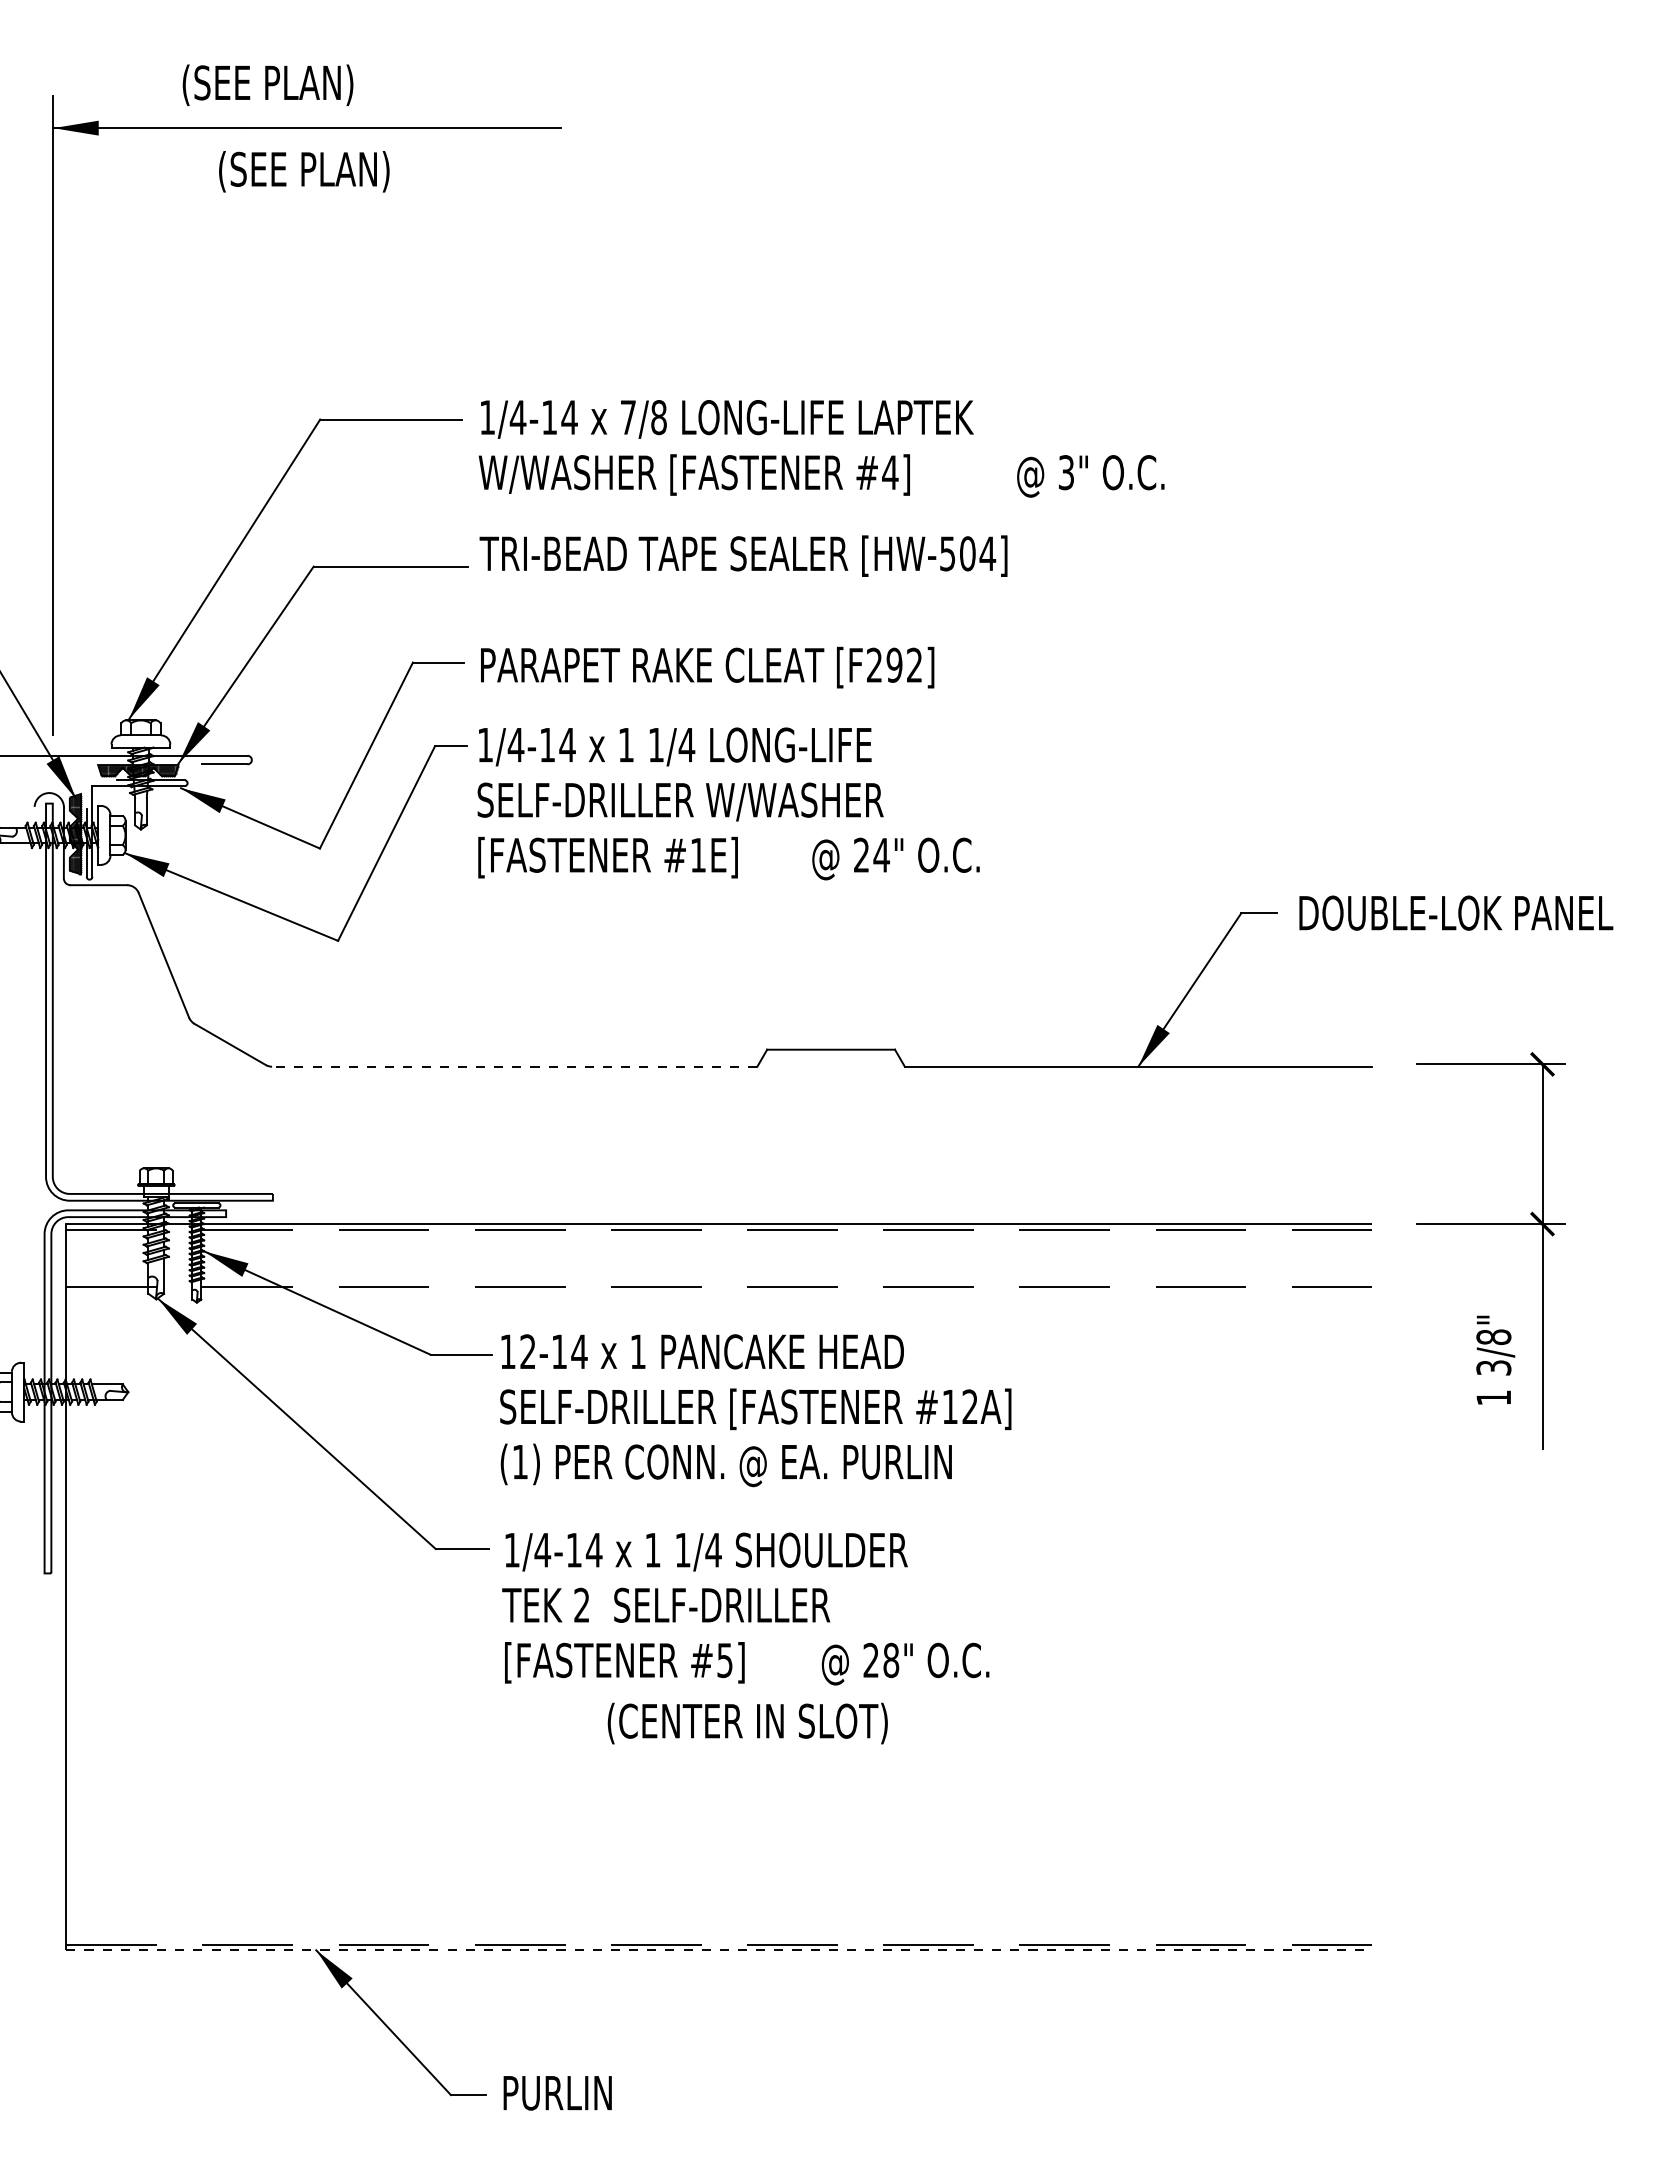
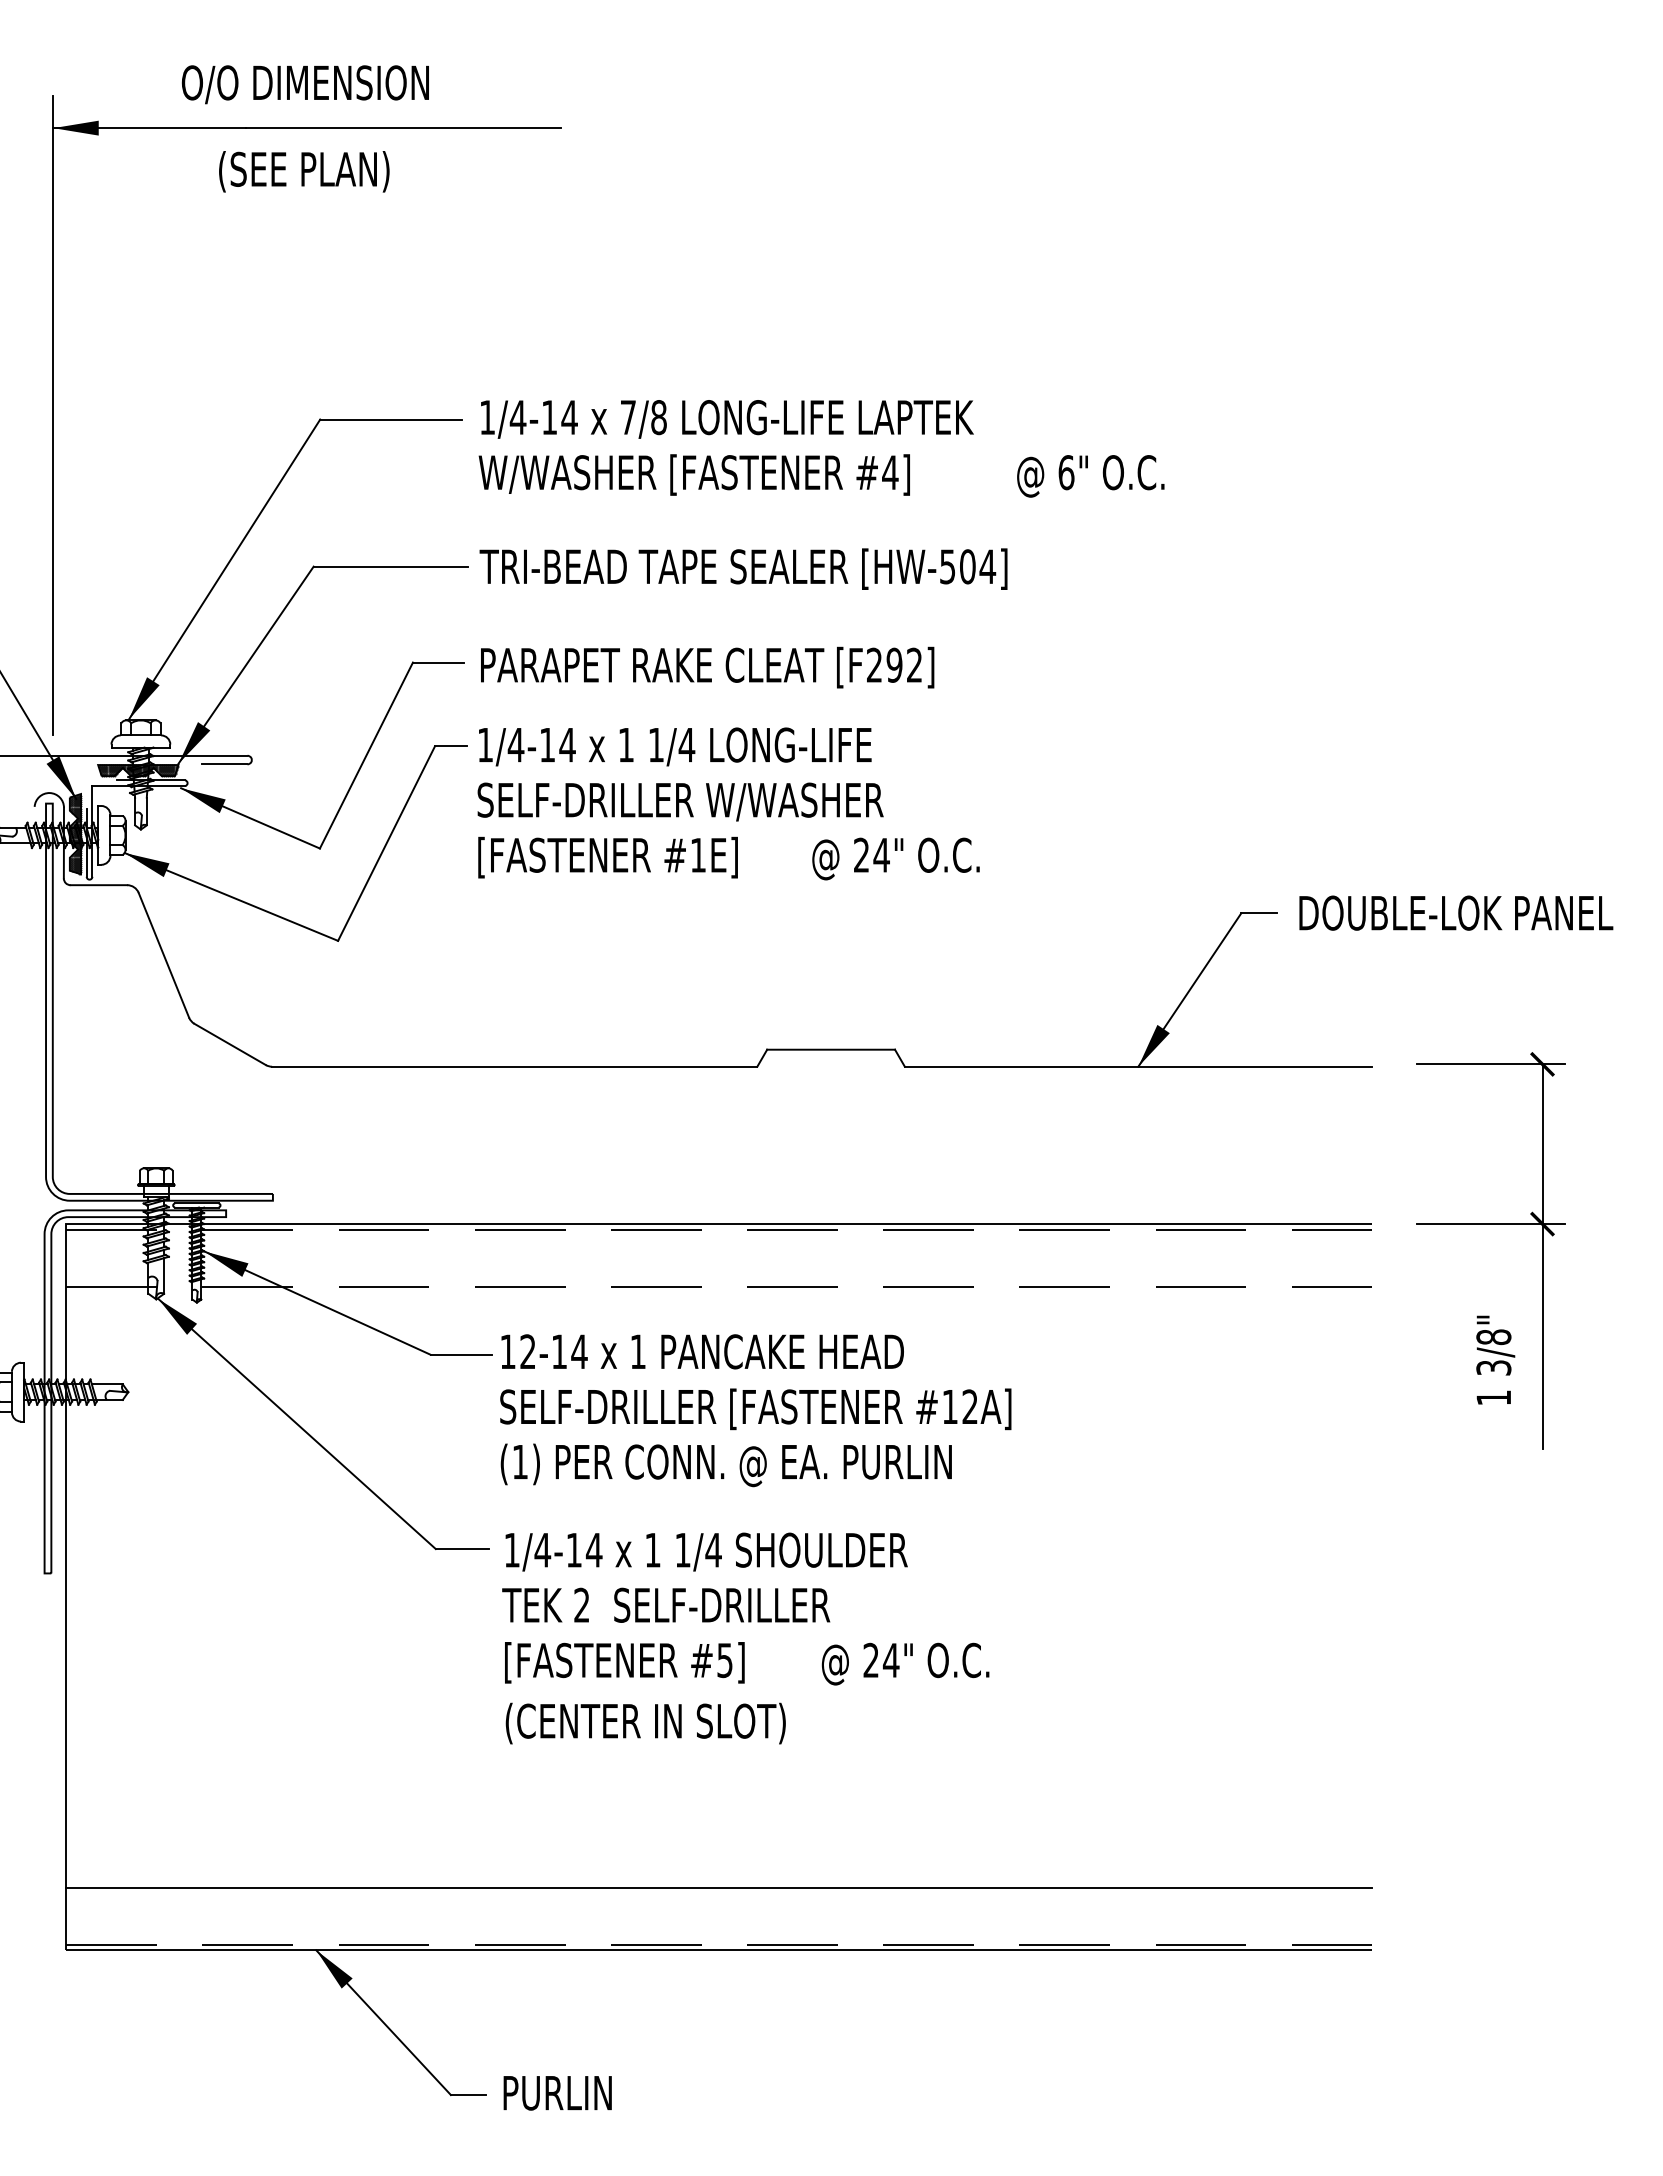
text: (SEE PLAN) -> O/O DIMENSION (304, 84)
text: 3" -> 6" (1066, 472)
text position: (743, 555) -> (743, 568) (743, 568)
line: dashed -> solid (514, 1066)
text: 28" -> 24" (890, 1660)
text position: (747, 1723) -> (645, 1723) (645, 1723)
line: none -> present (718, 1887)
line: dashed -> solid (719, 1950)
